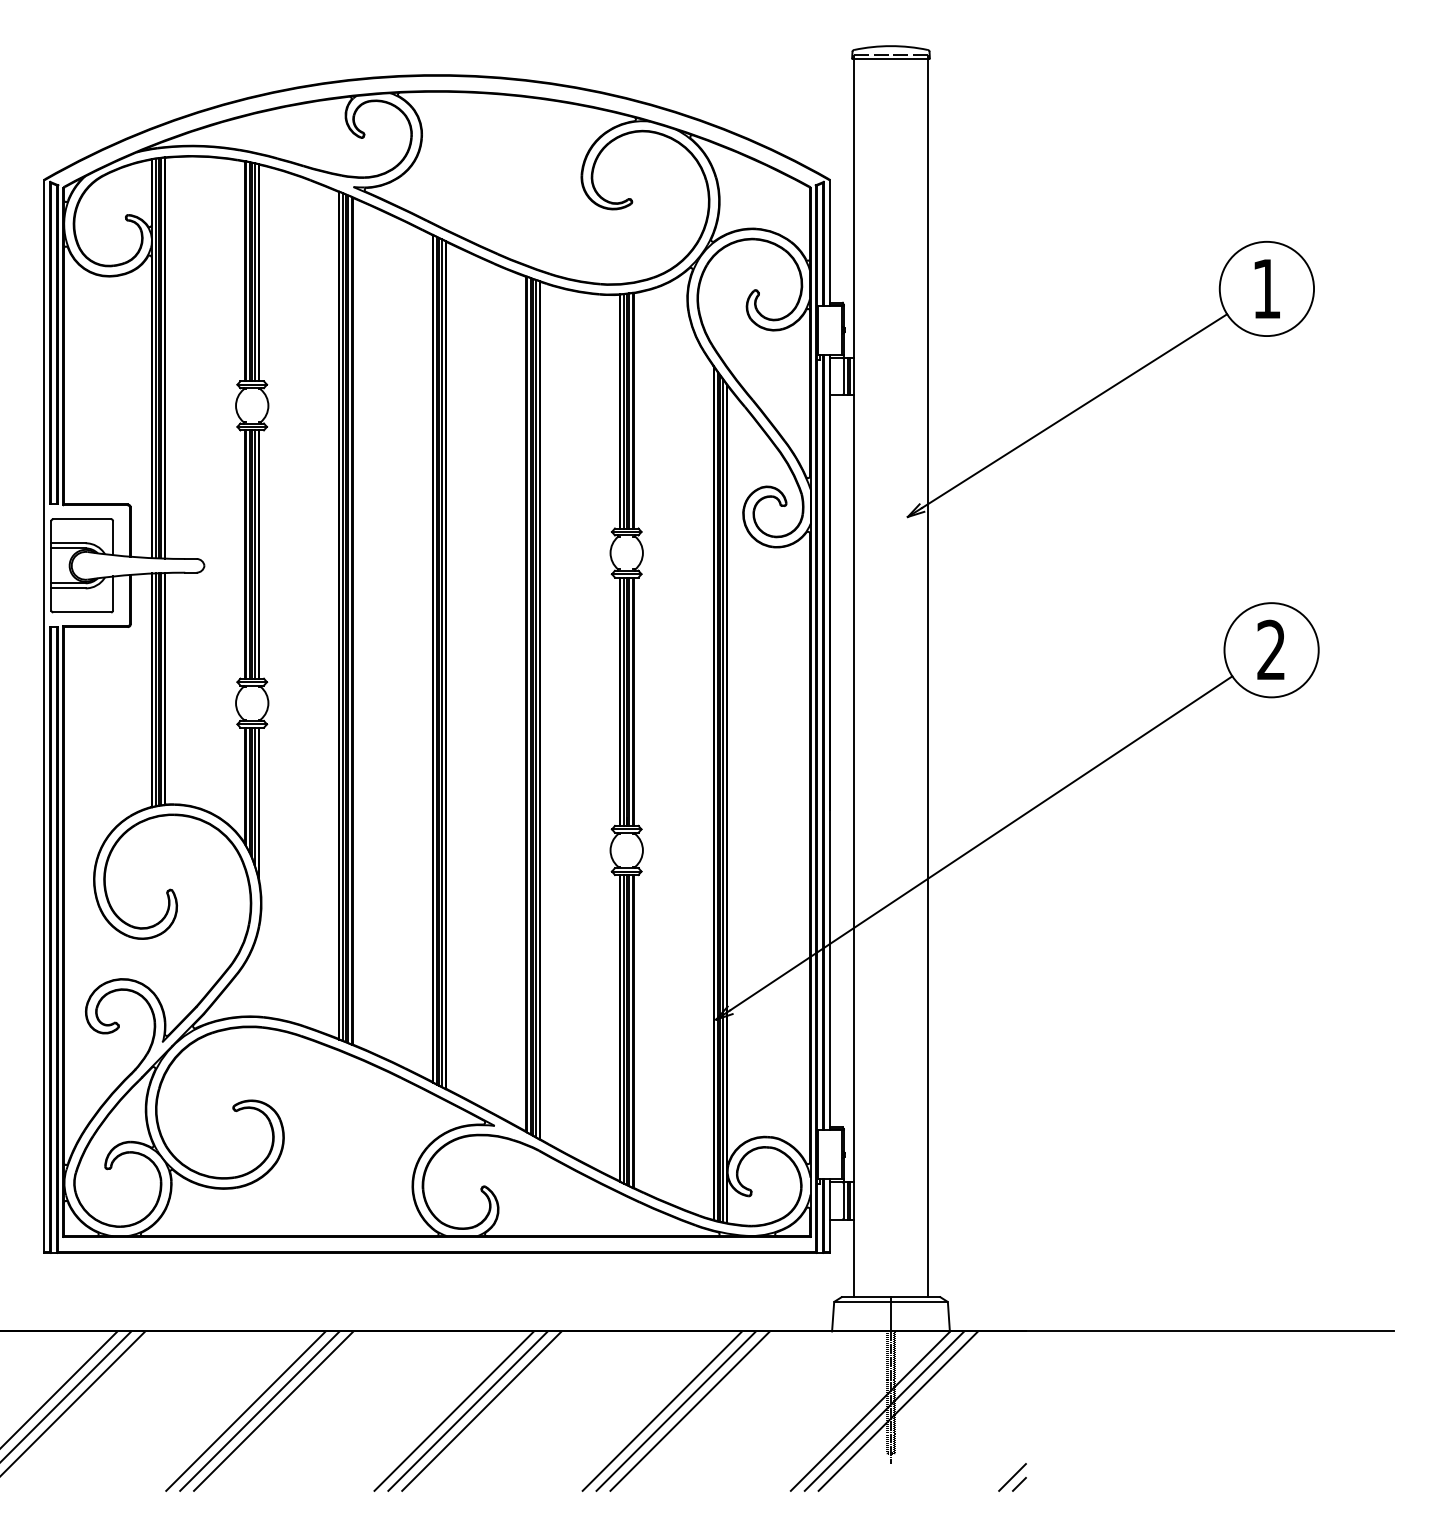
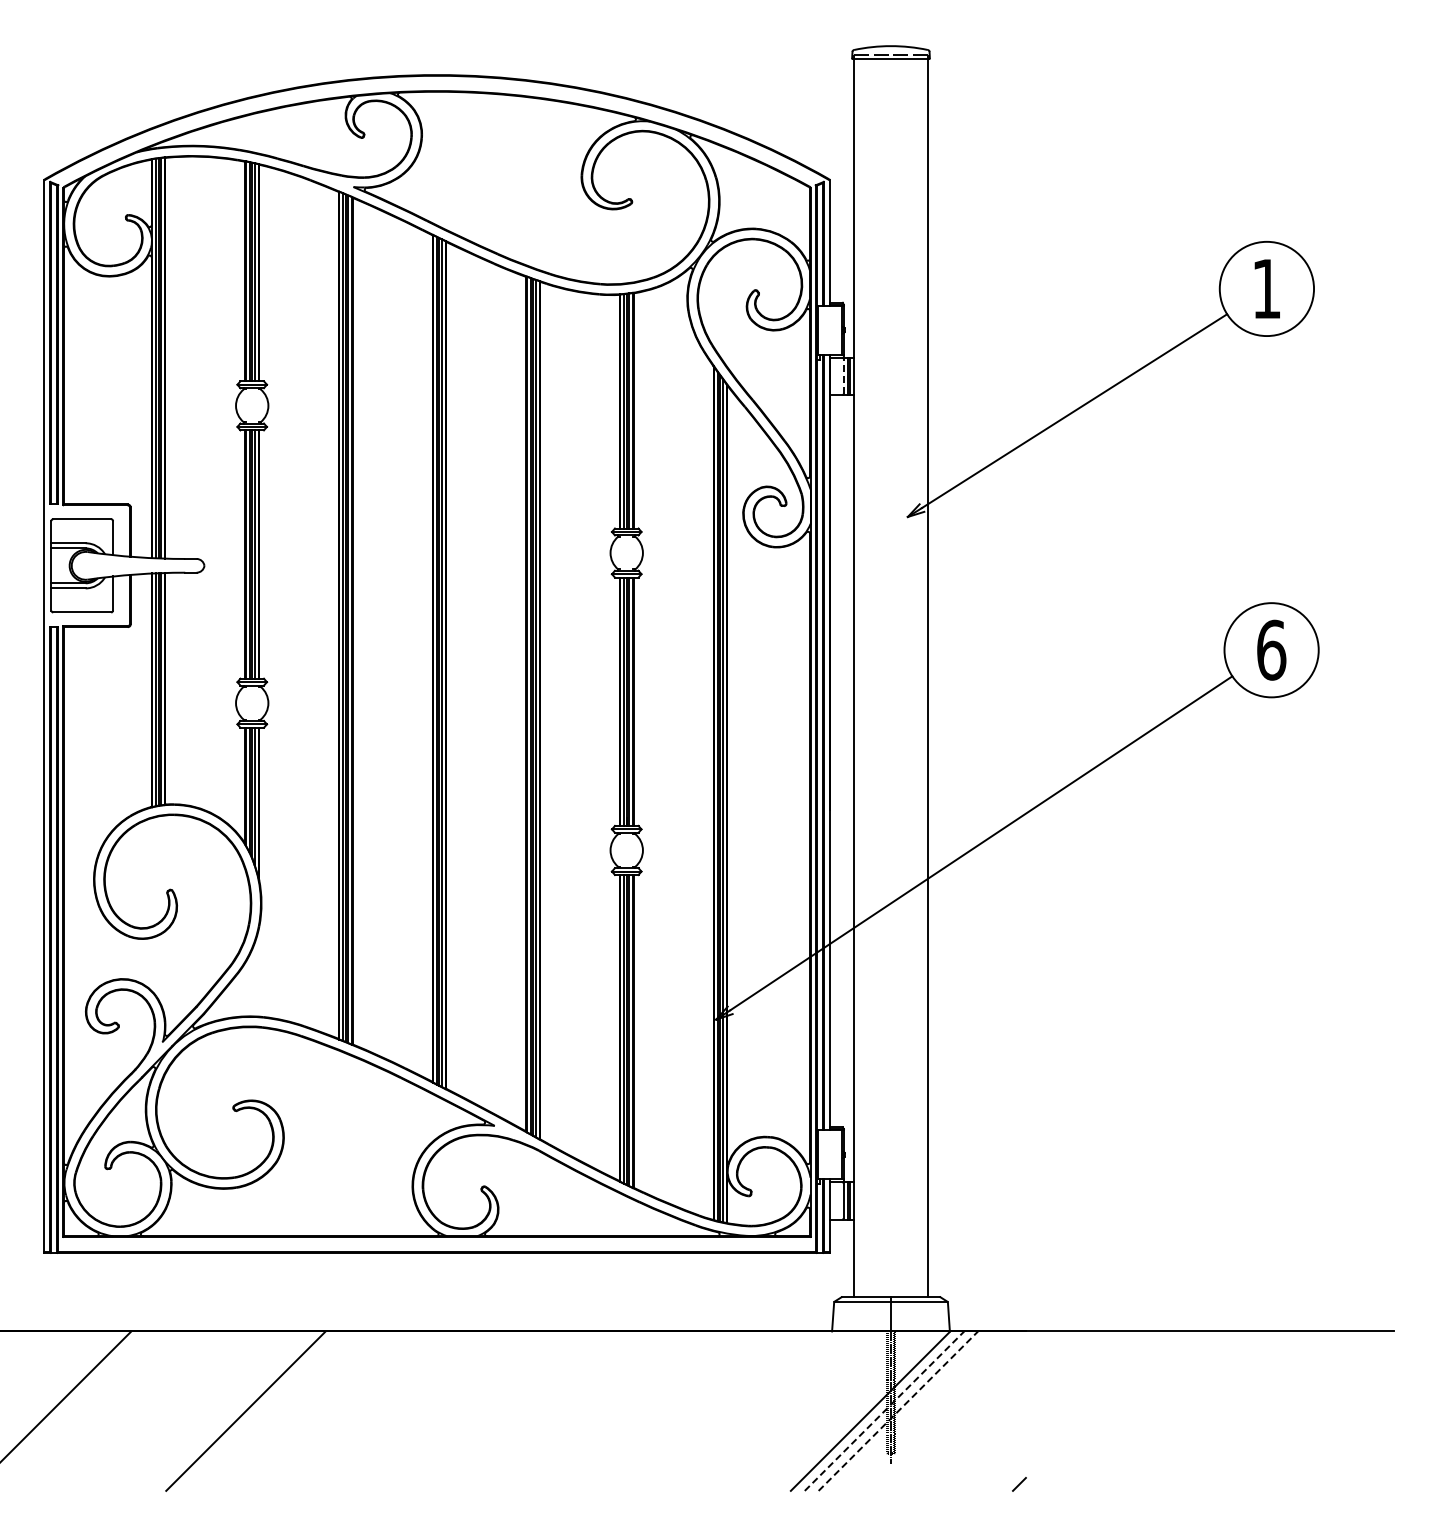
line: solid -> dashed (843, 375)
text: 2 -> 6 (1271, 649)
line: present -> none (59, 1388)
line: present -> none (73, 1402)
line: present -> none (259, 1410)
line: present -> none (273, 1410)
line: present -> none (454, 1410)
line: present -> none (467, 1410)
line: present -> none (481, 1410)
line: present -> none (662, 1410)
line: present -> none (676, 1410)
line: present -> none (689, 1410)
line: solid -> dashed (884, 1411)
line: solid -> dashed (898, 1411)
line: present -> none (1012, 1477)
